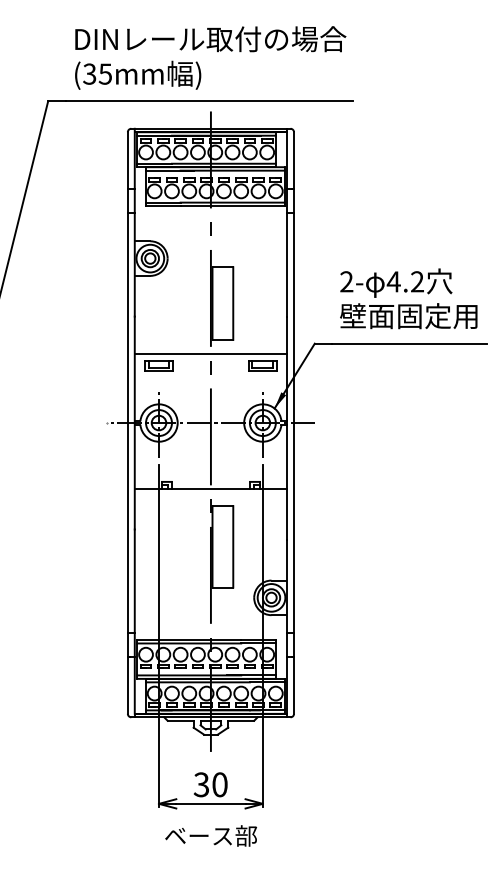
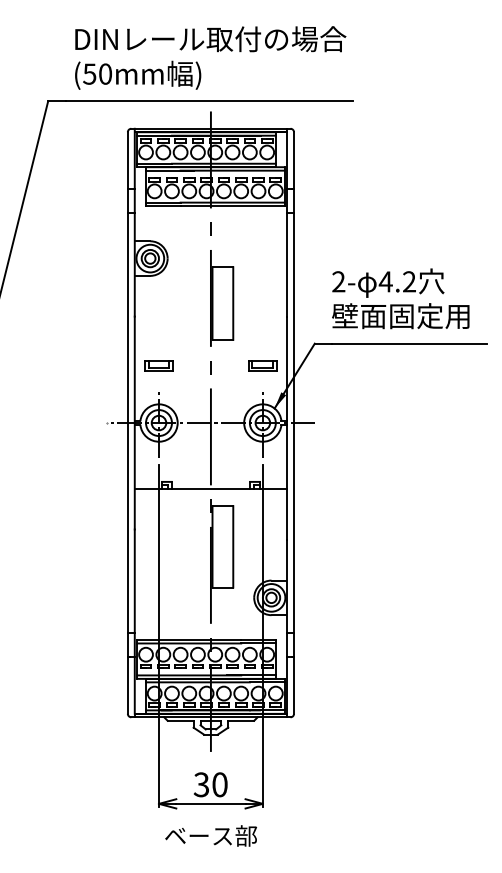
text: (35mm -> (50mm (97, 73)
text position: (408, 298) -> (400, 298) (400, 298)
line: present -> none (210, 353)
